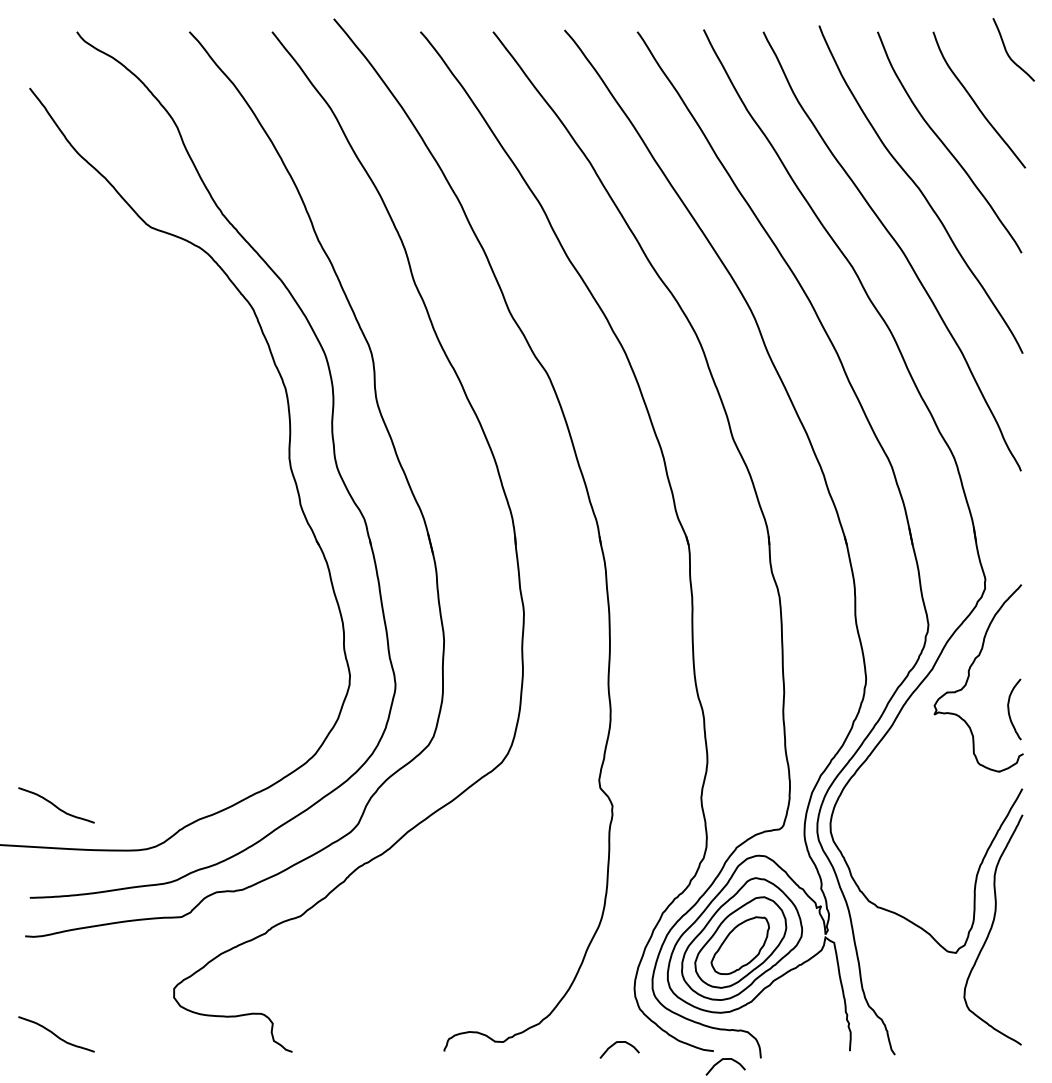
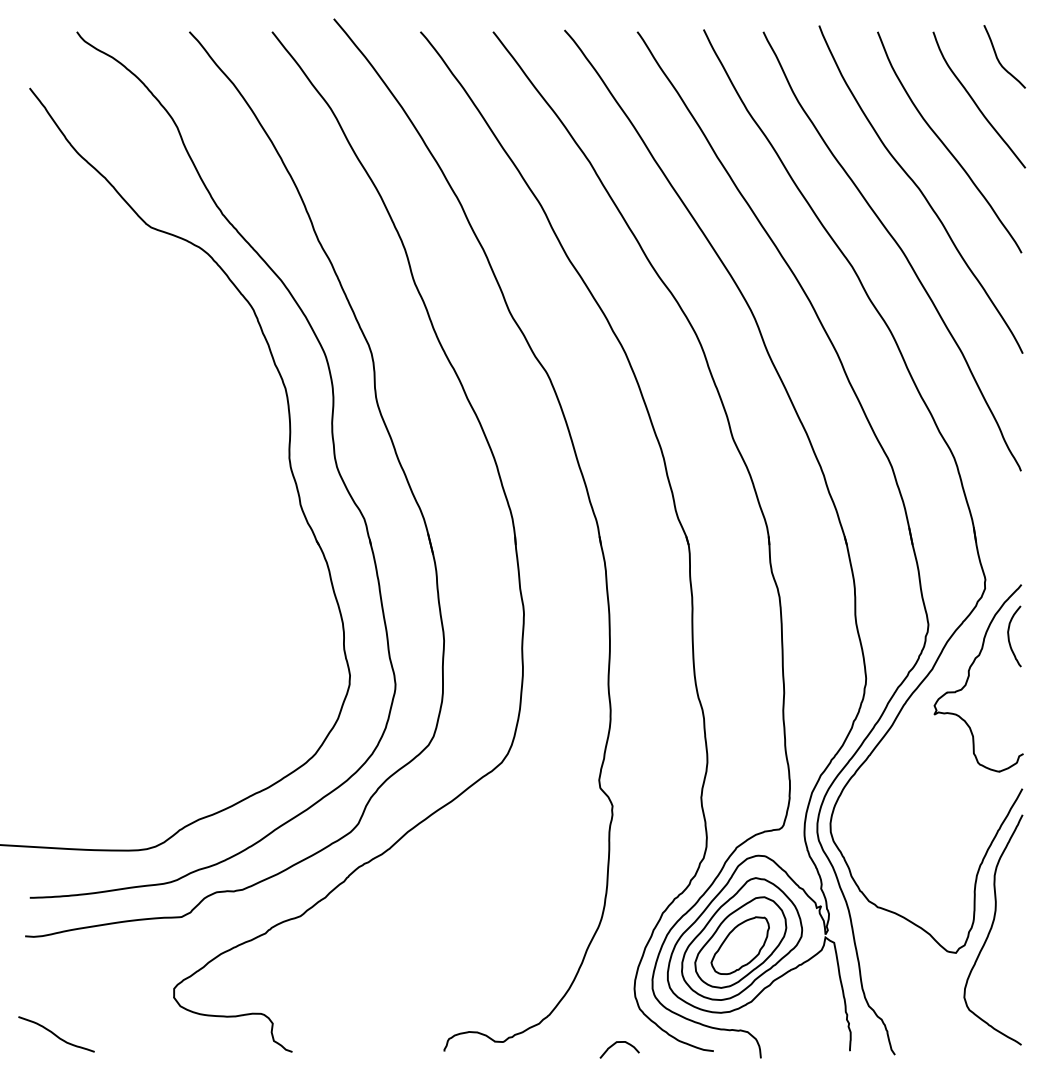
curve position: (1007, 51) -> (998, 58) (998, 58)
curve position: (1009, 709) -> (1009, 636) (1009, 636)
curve: present -> none (56, 805)
curve: present -> none (721, 1061)
